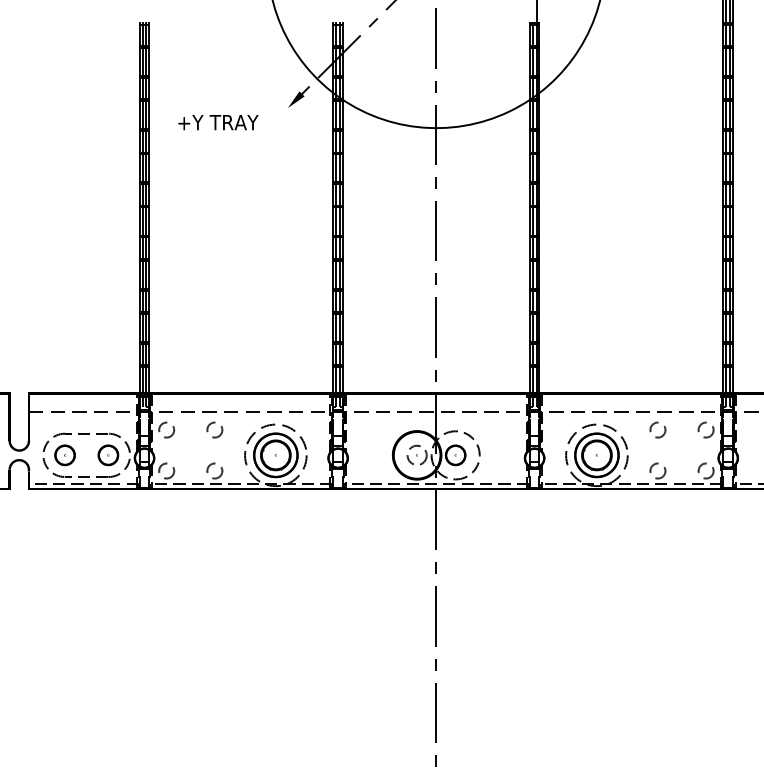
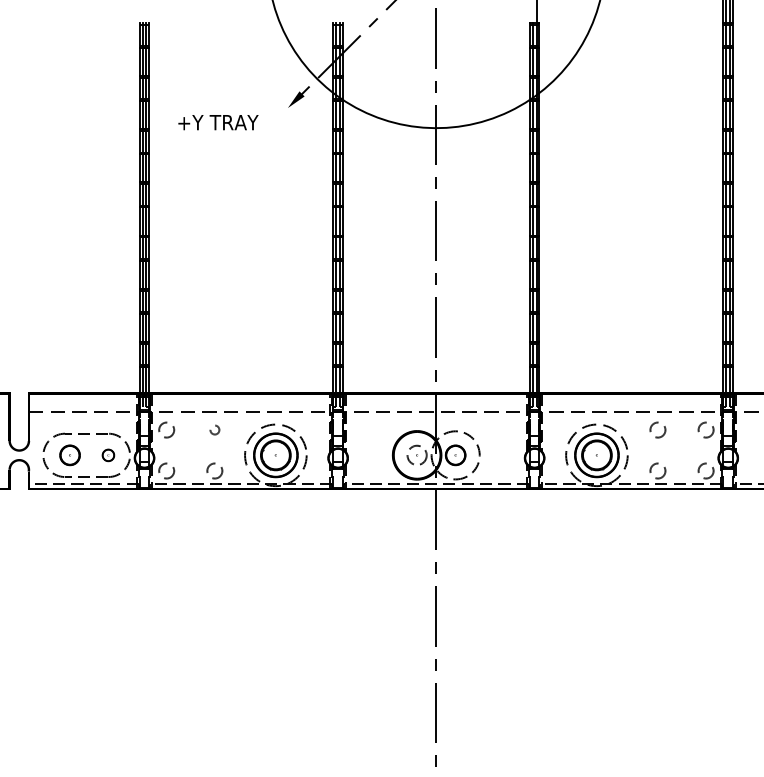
circle size: 18x18 px -> 12x12 px (214, 429)
part position: (64, 455) -> (69, 455) (69, 455)
part size: 23x23 px -> 15x15 px (108, 455)
